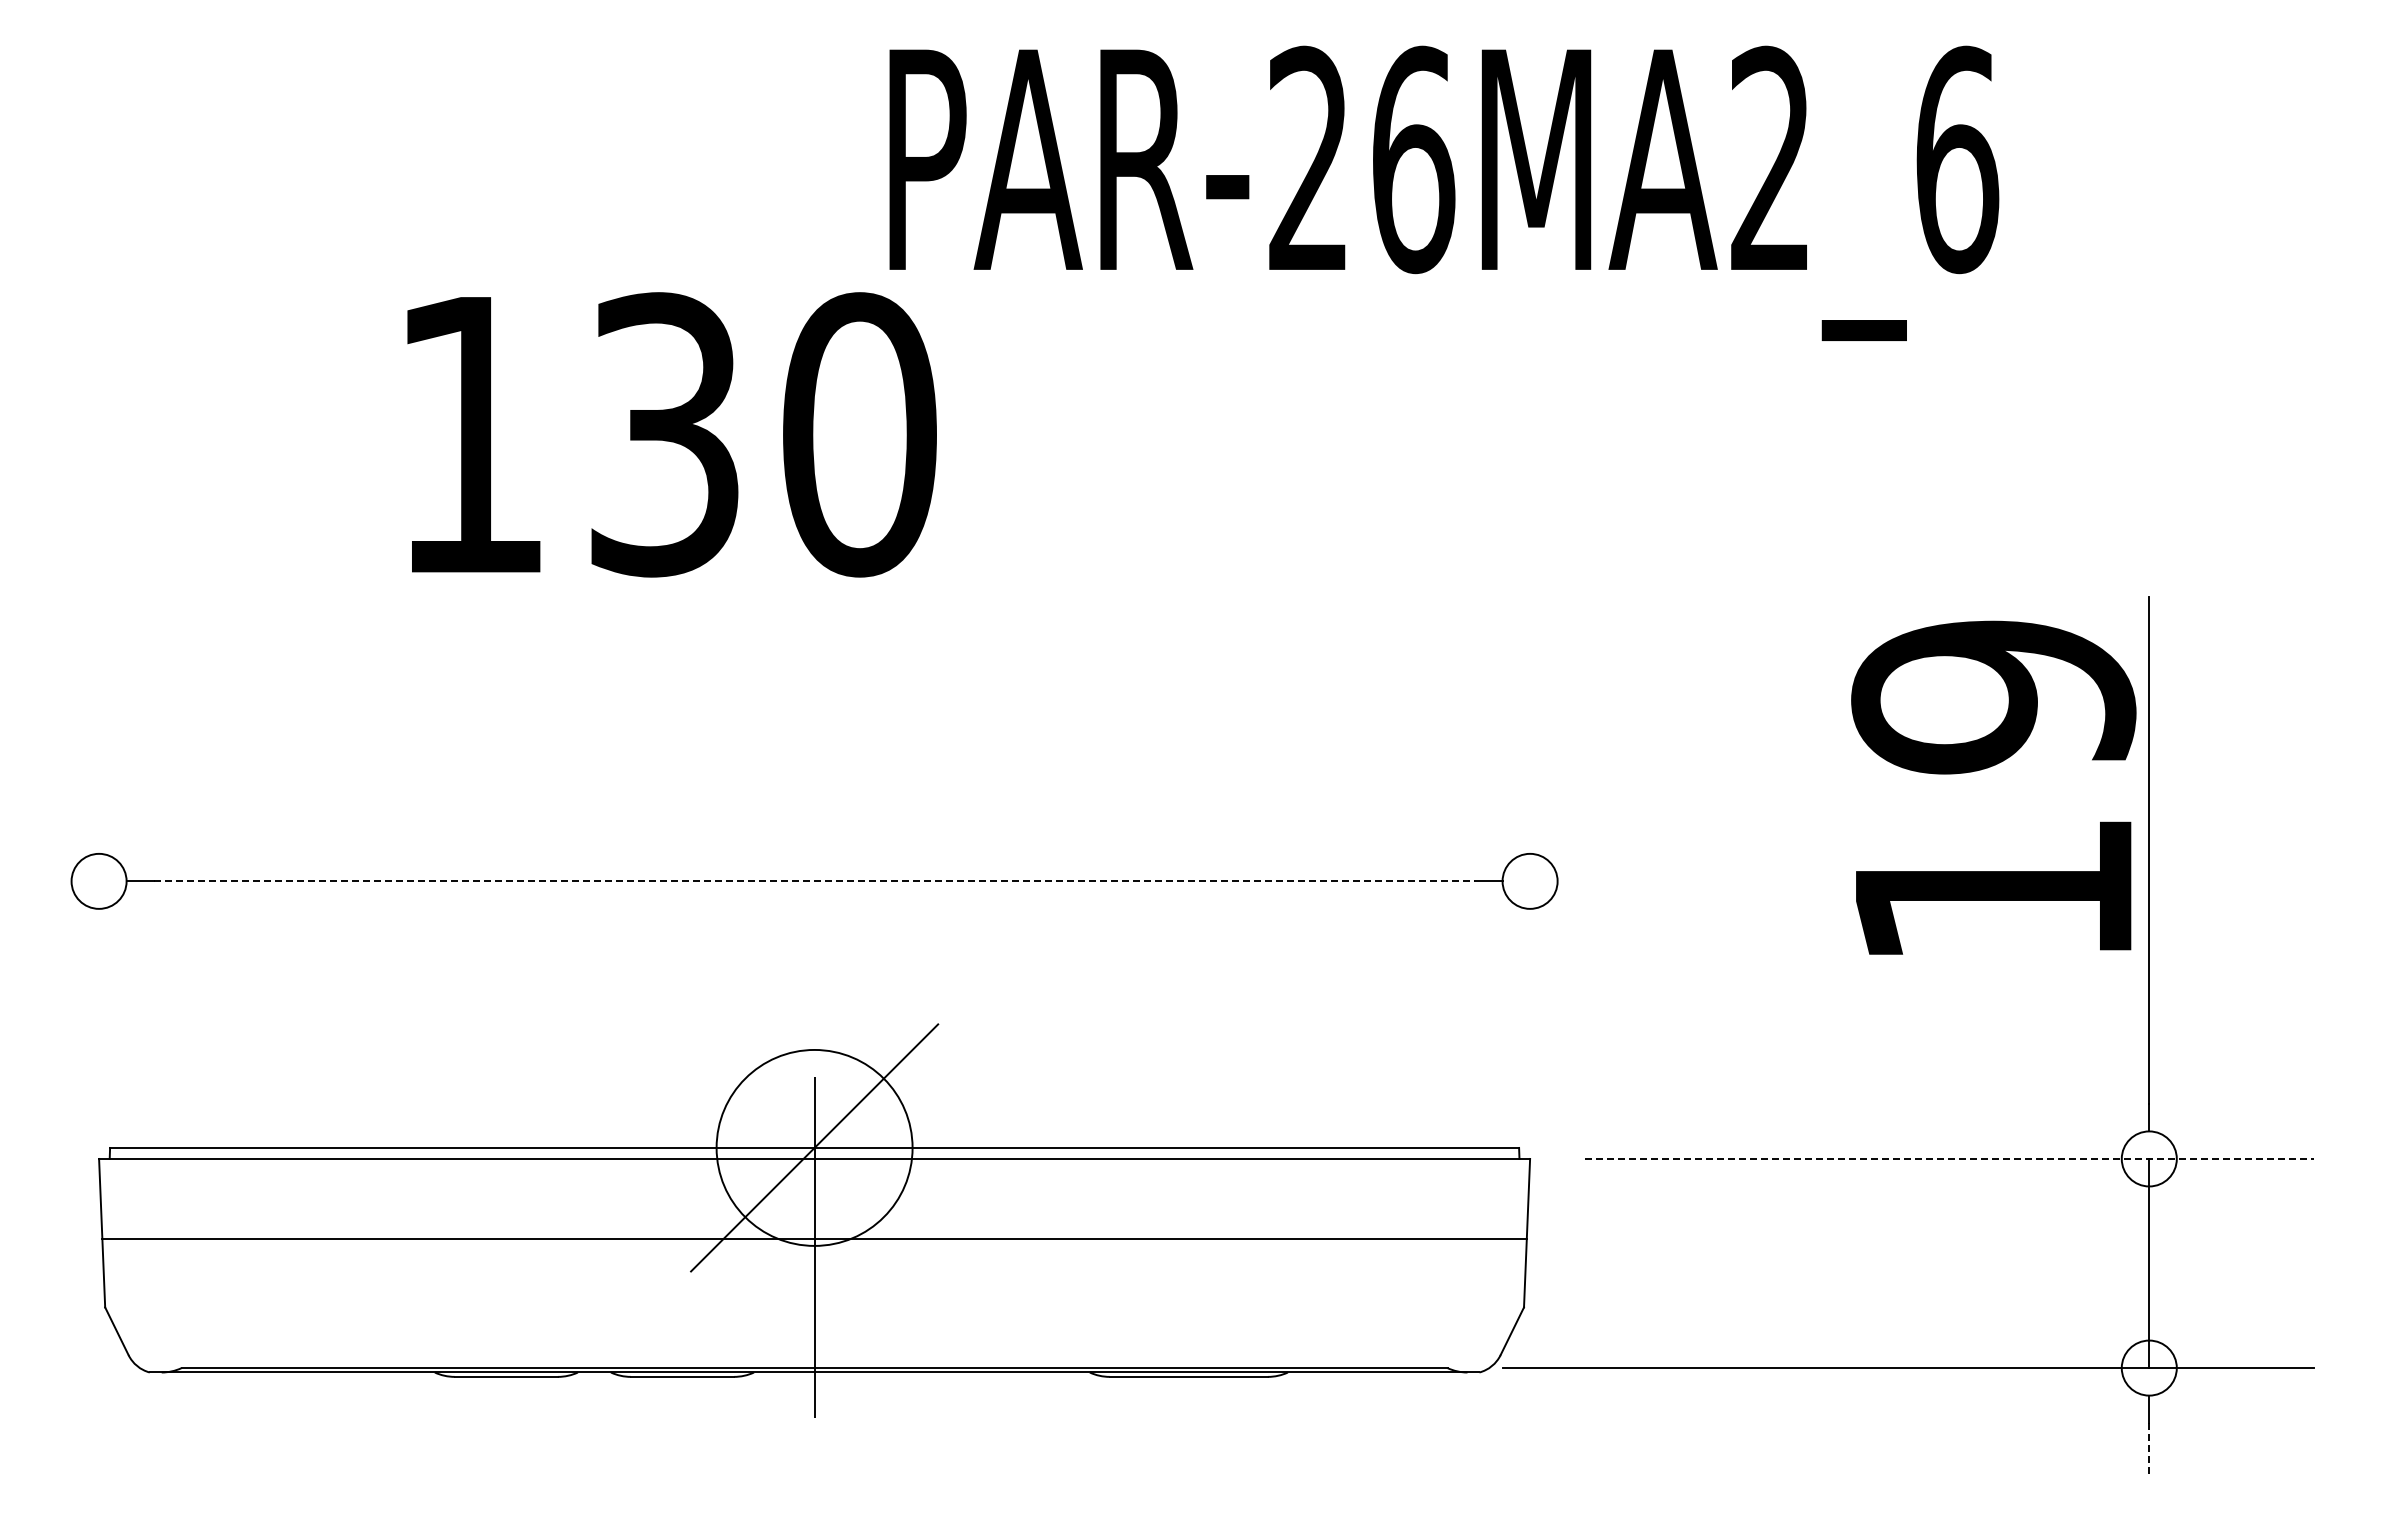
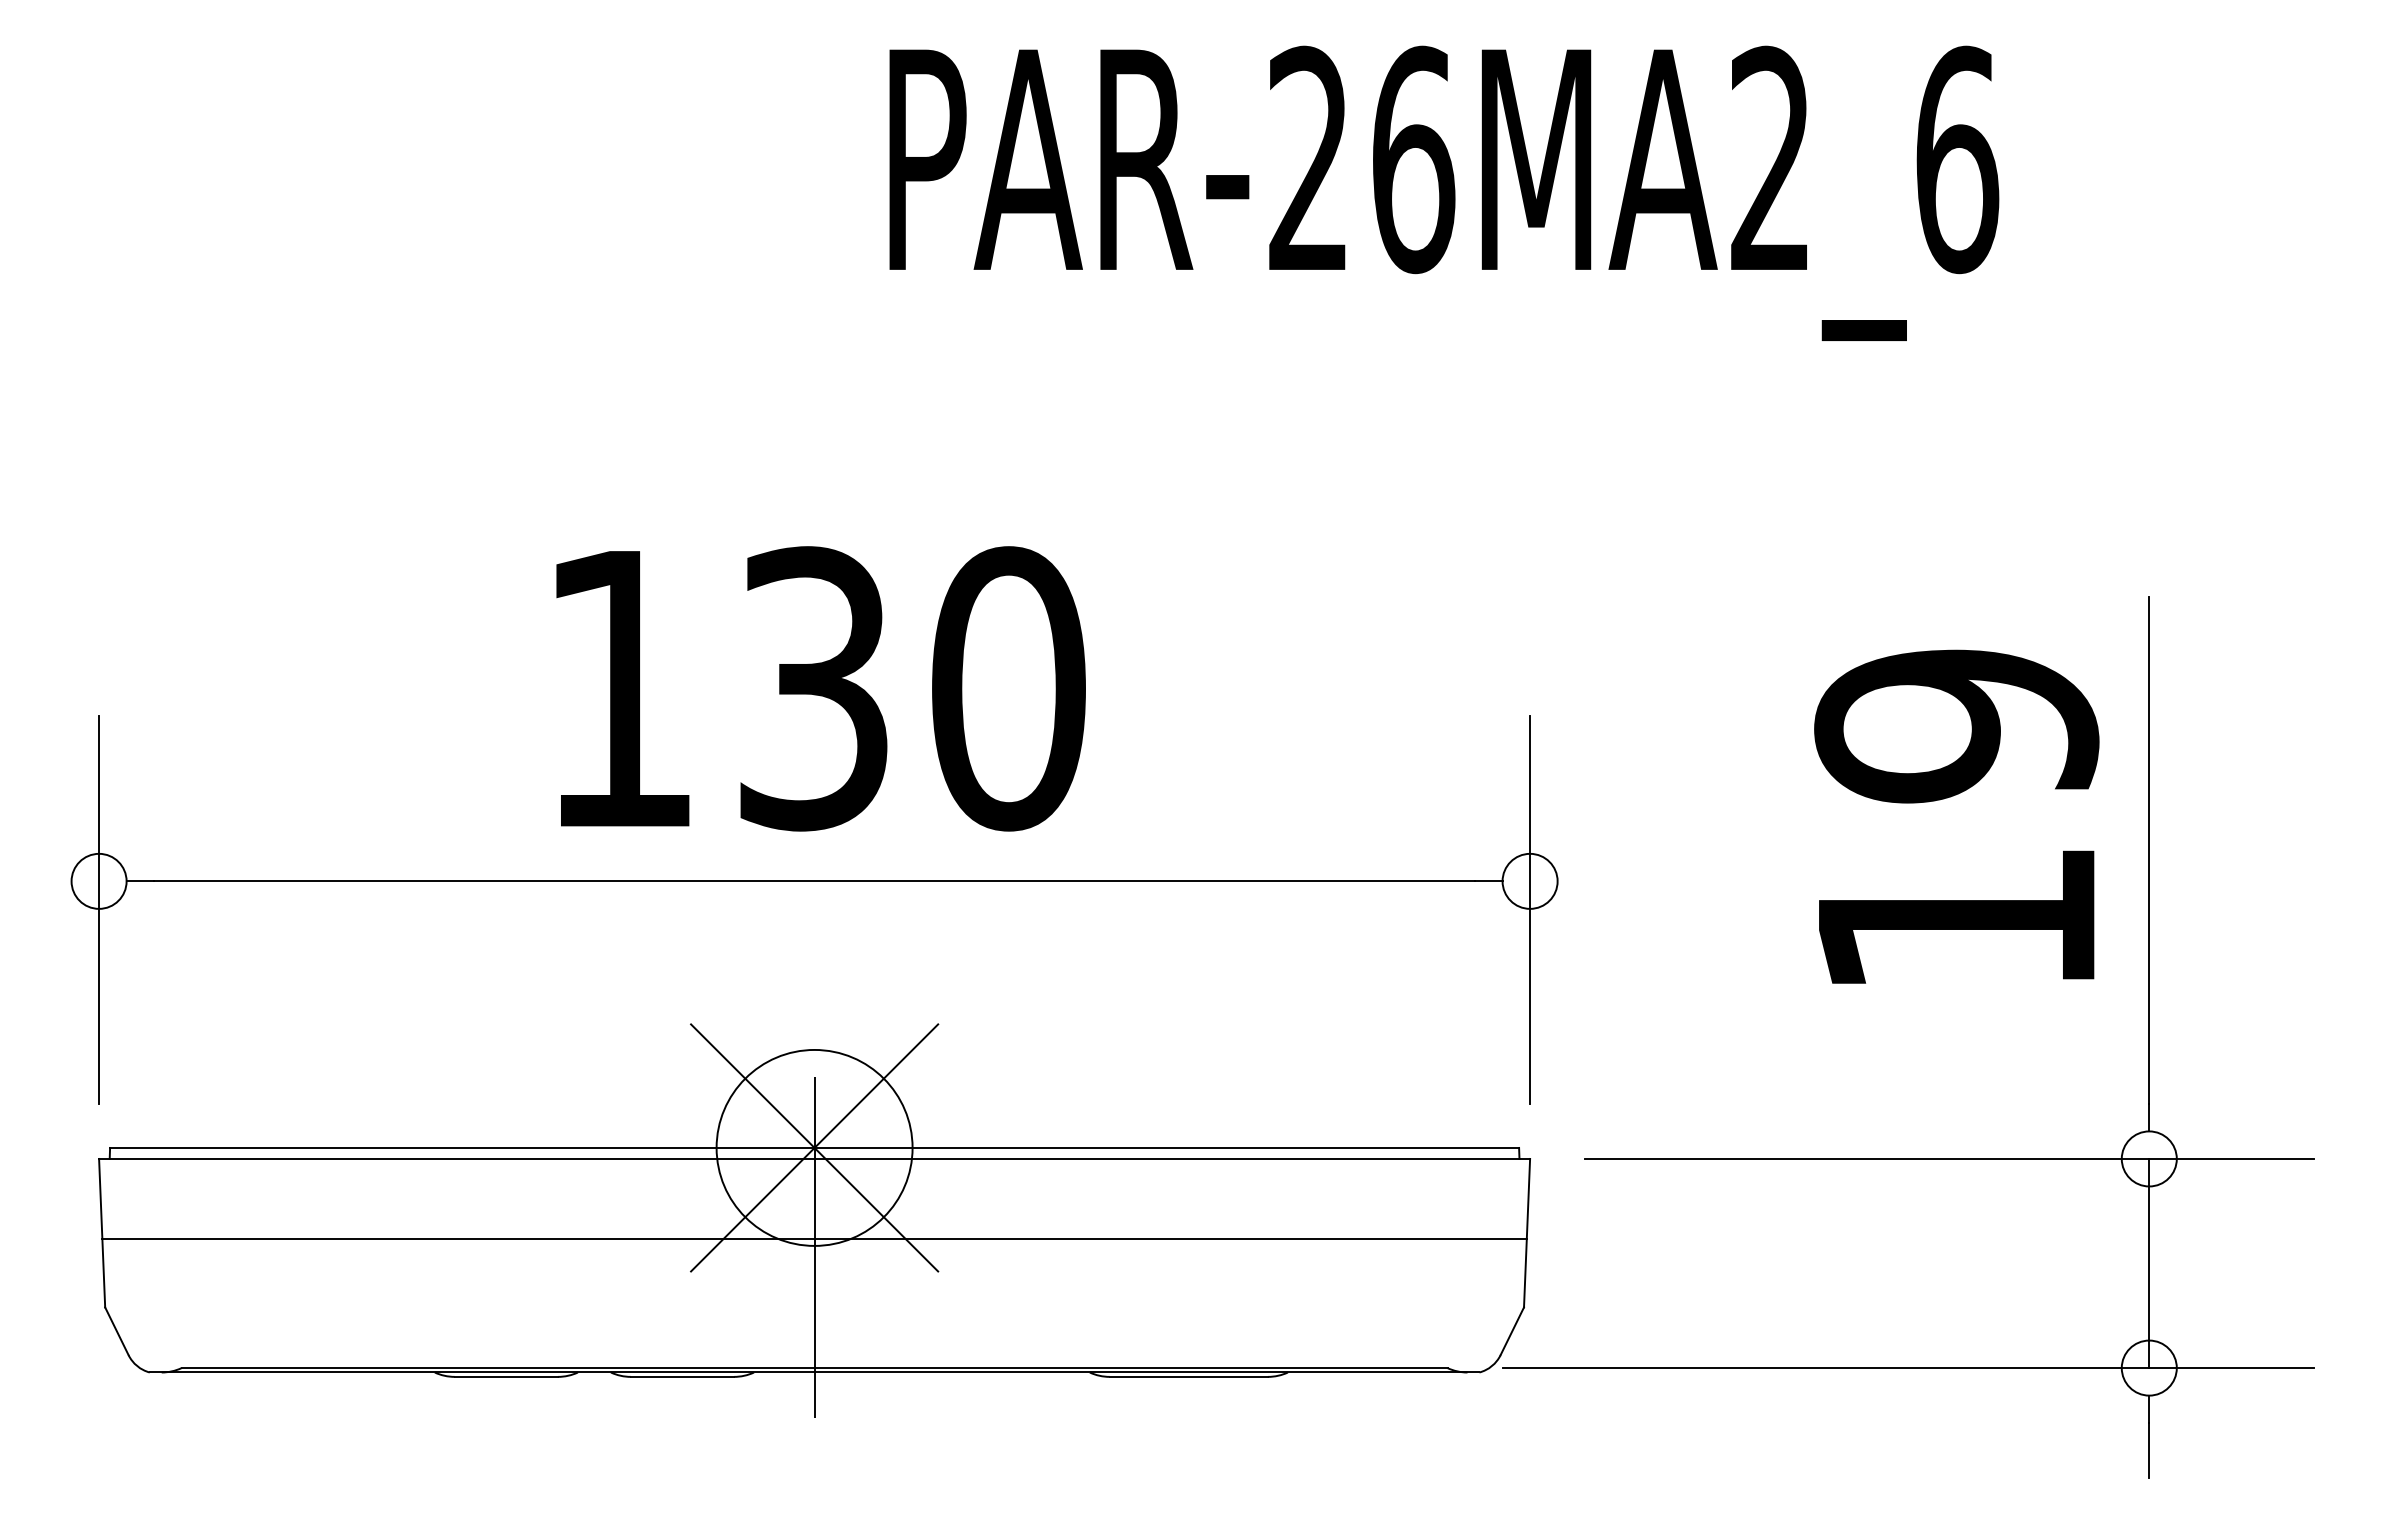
text position: (671, 434) -> (820, 688) (820, 688)
text position: (1993, 787) -> (1956, 816) (1956, 816)
line: dashed -> solid (815, 881)
line: none -> present (99, 909)
line: none -> present (1530, 909)
line: none -> present (814, 1147)
line: dashed -> solid (1949, 1158)
line: dashed -> solid (2149, 1450)
